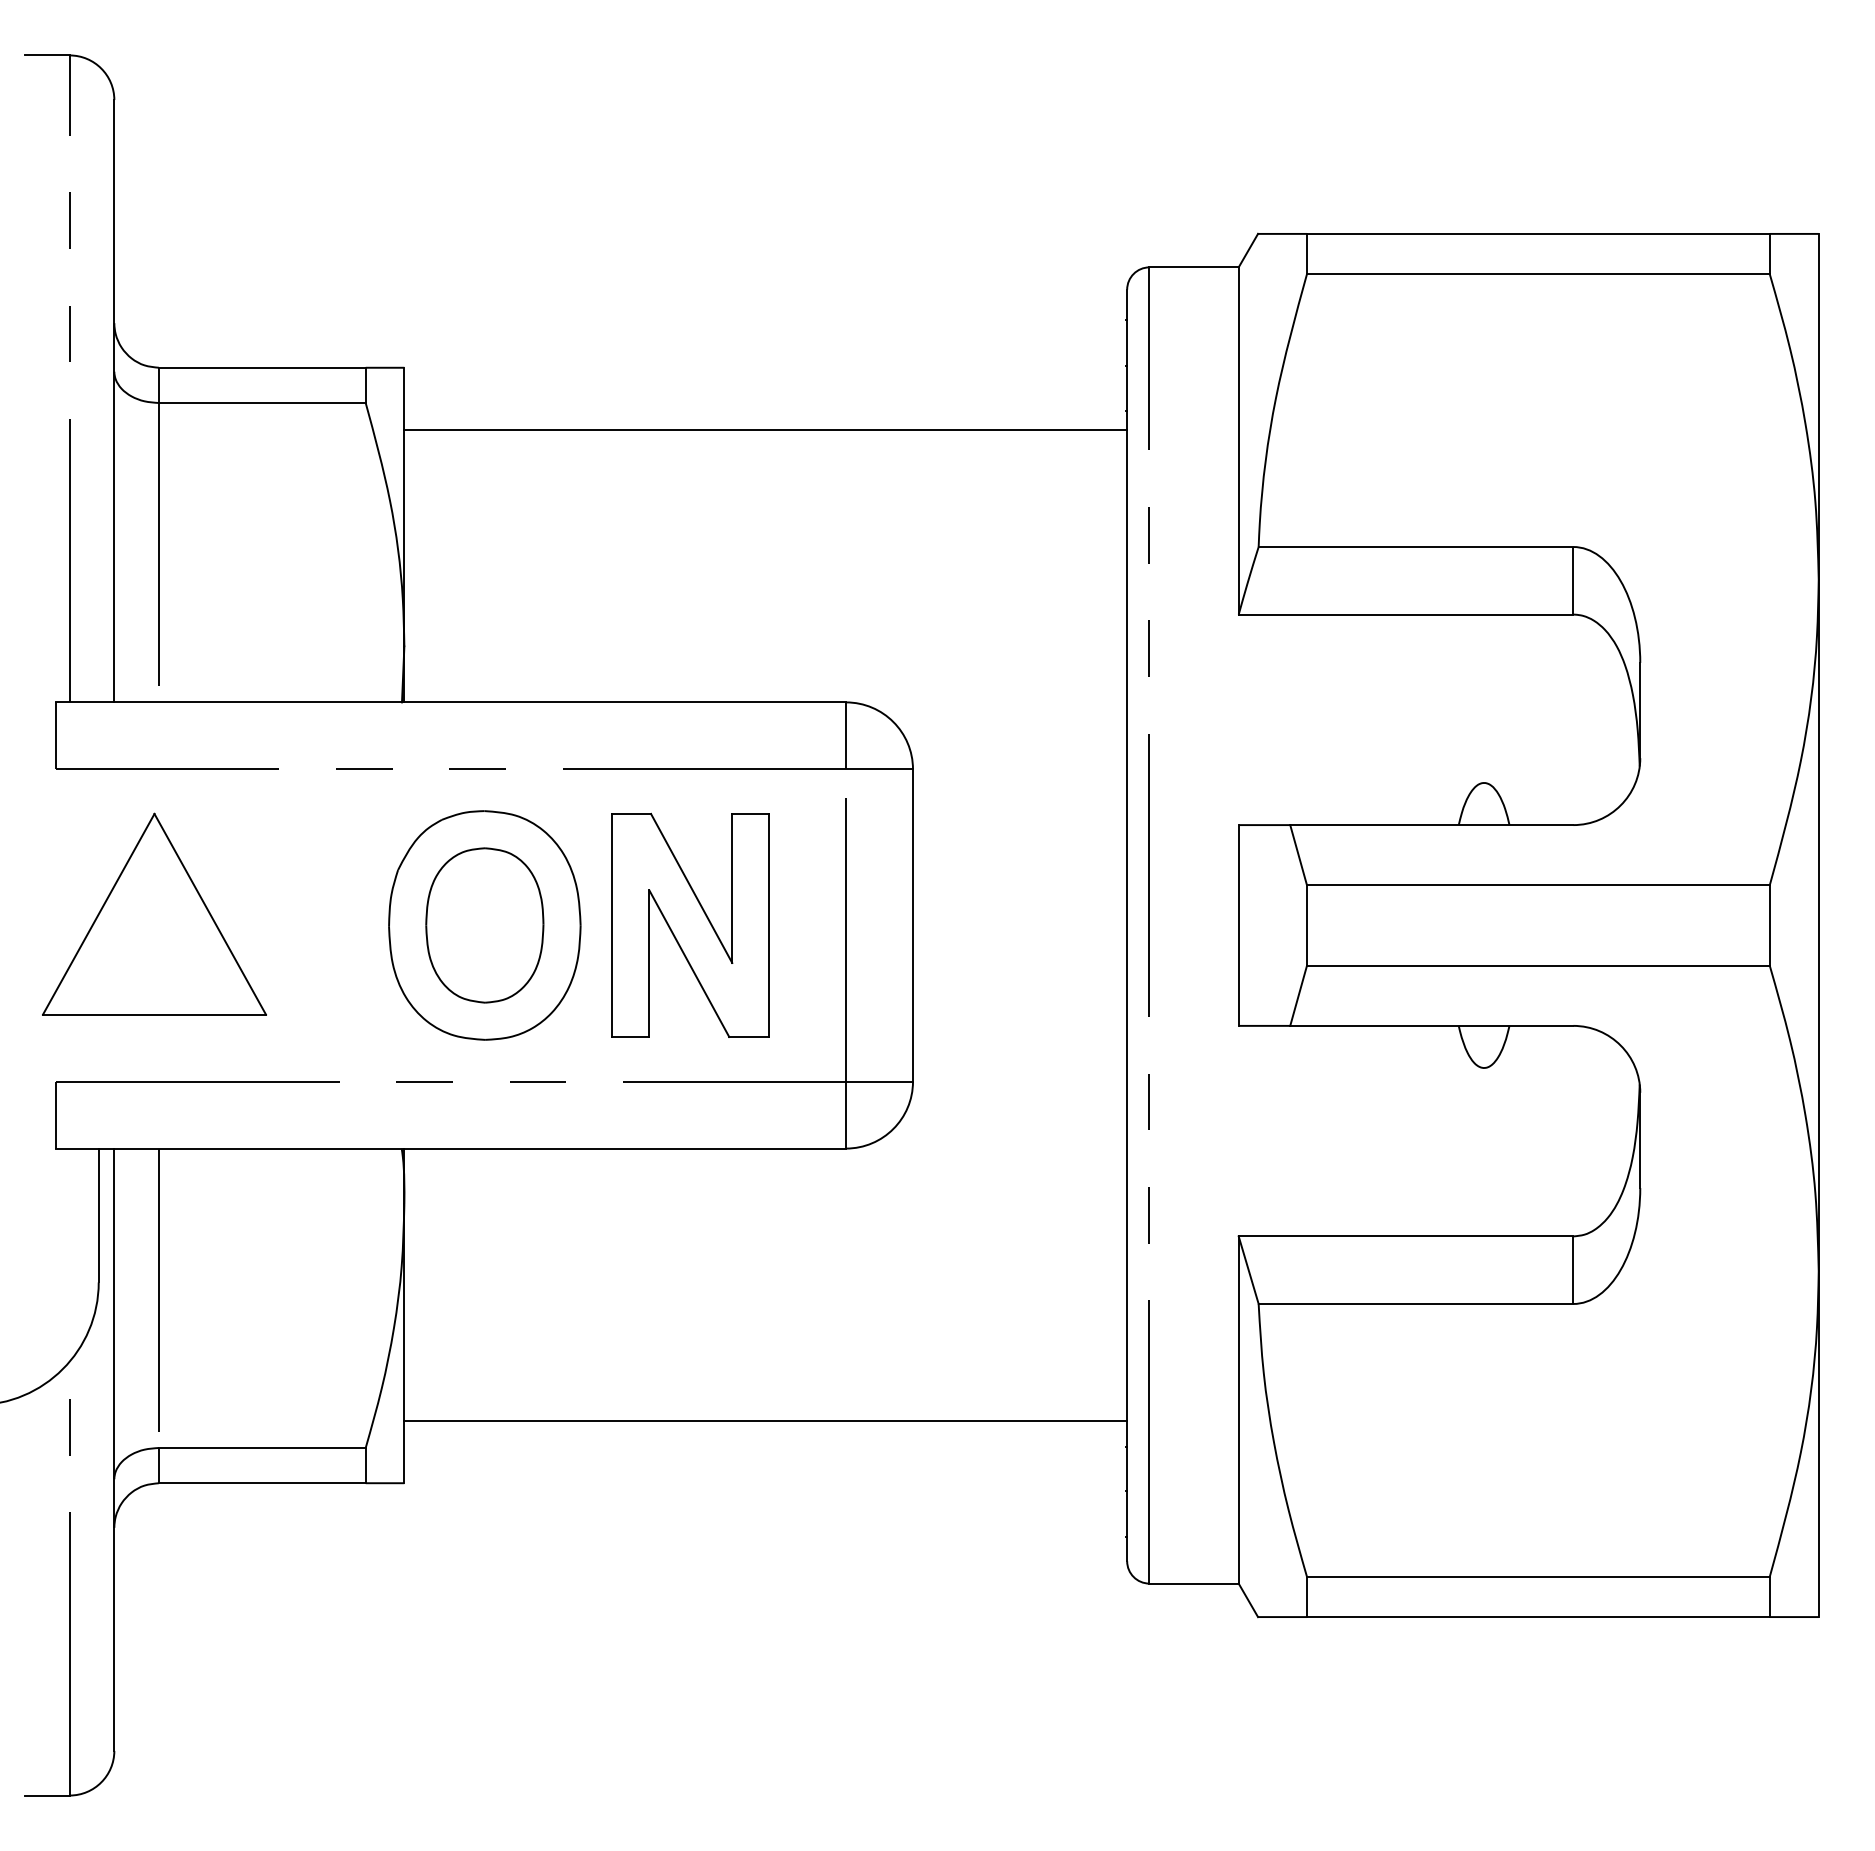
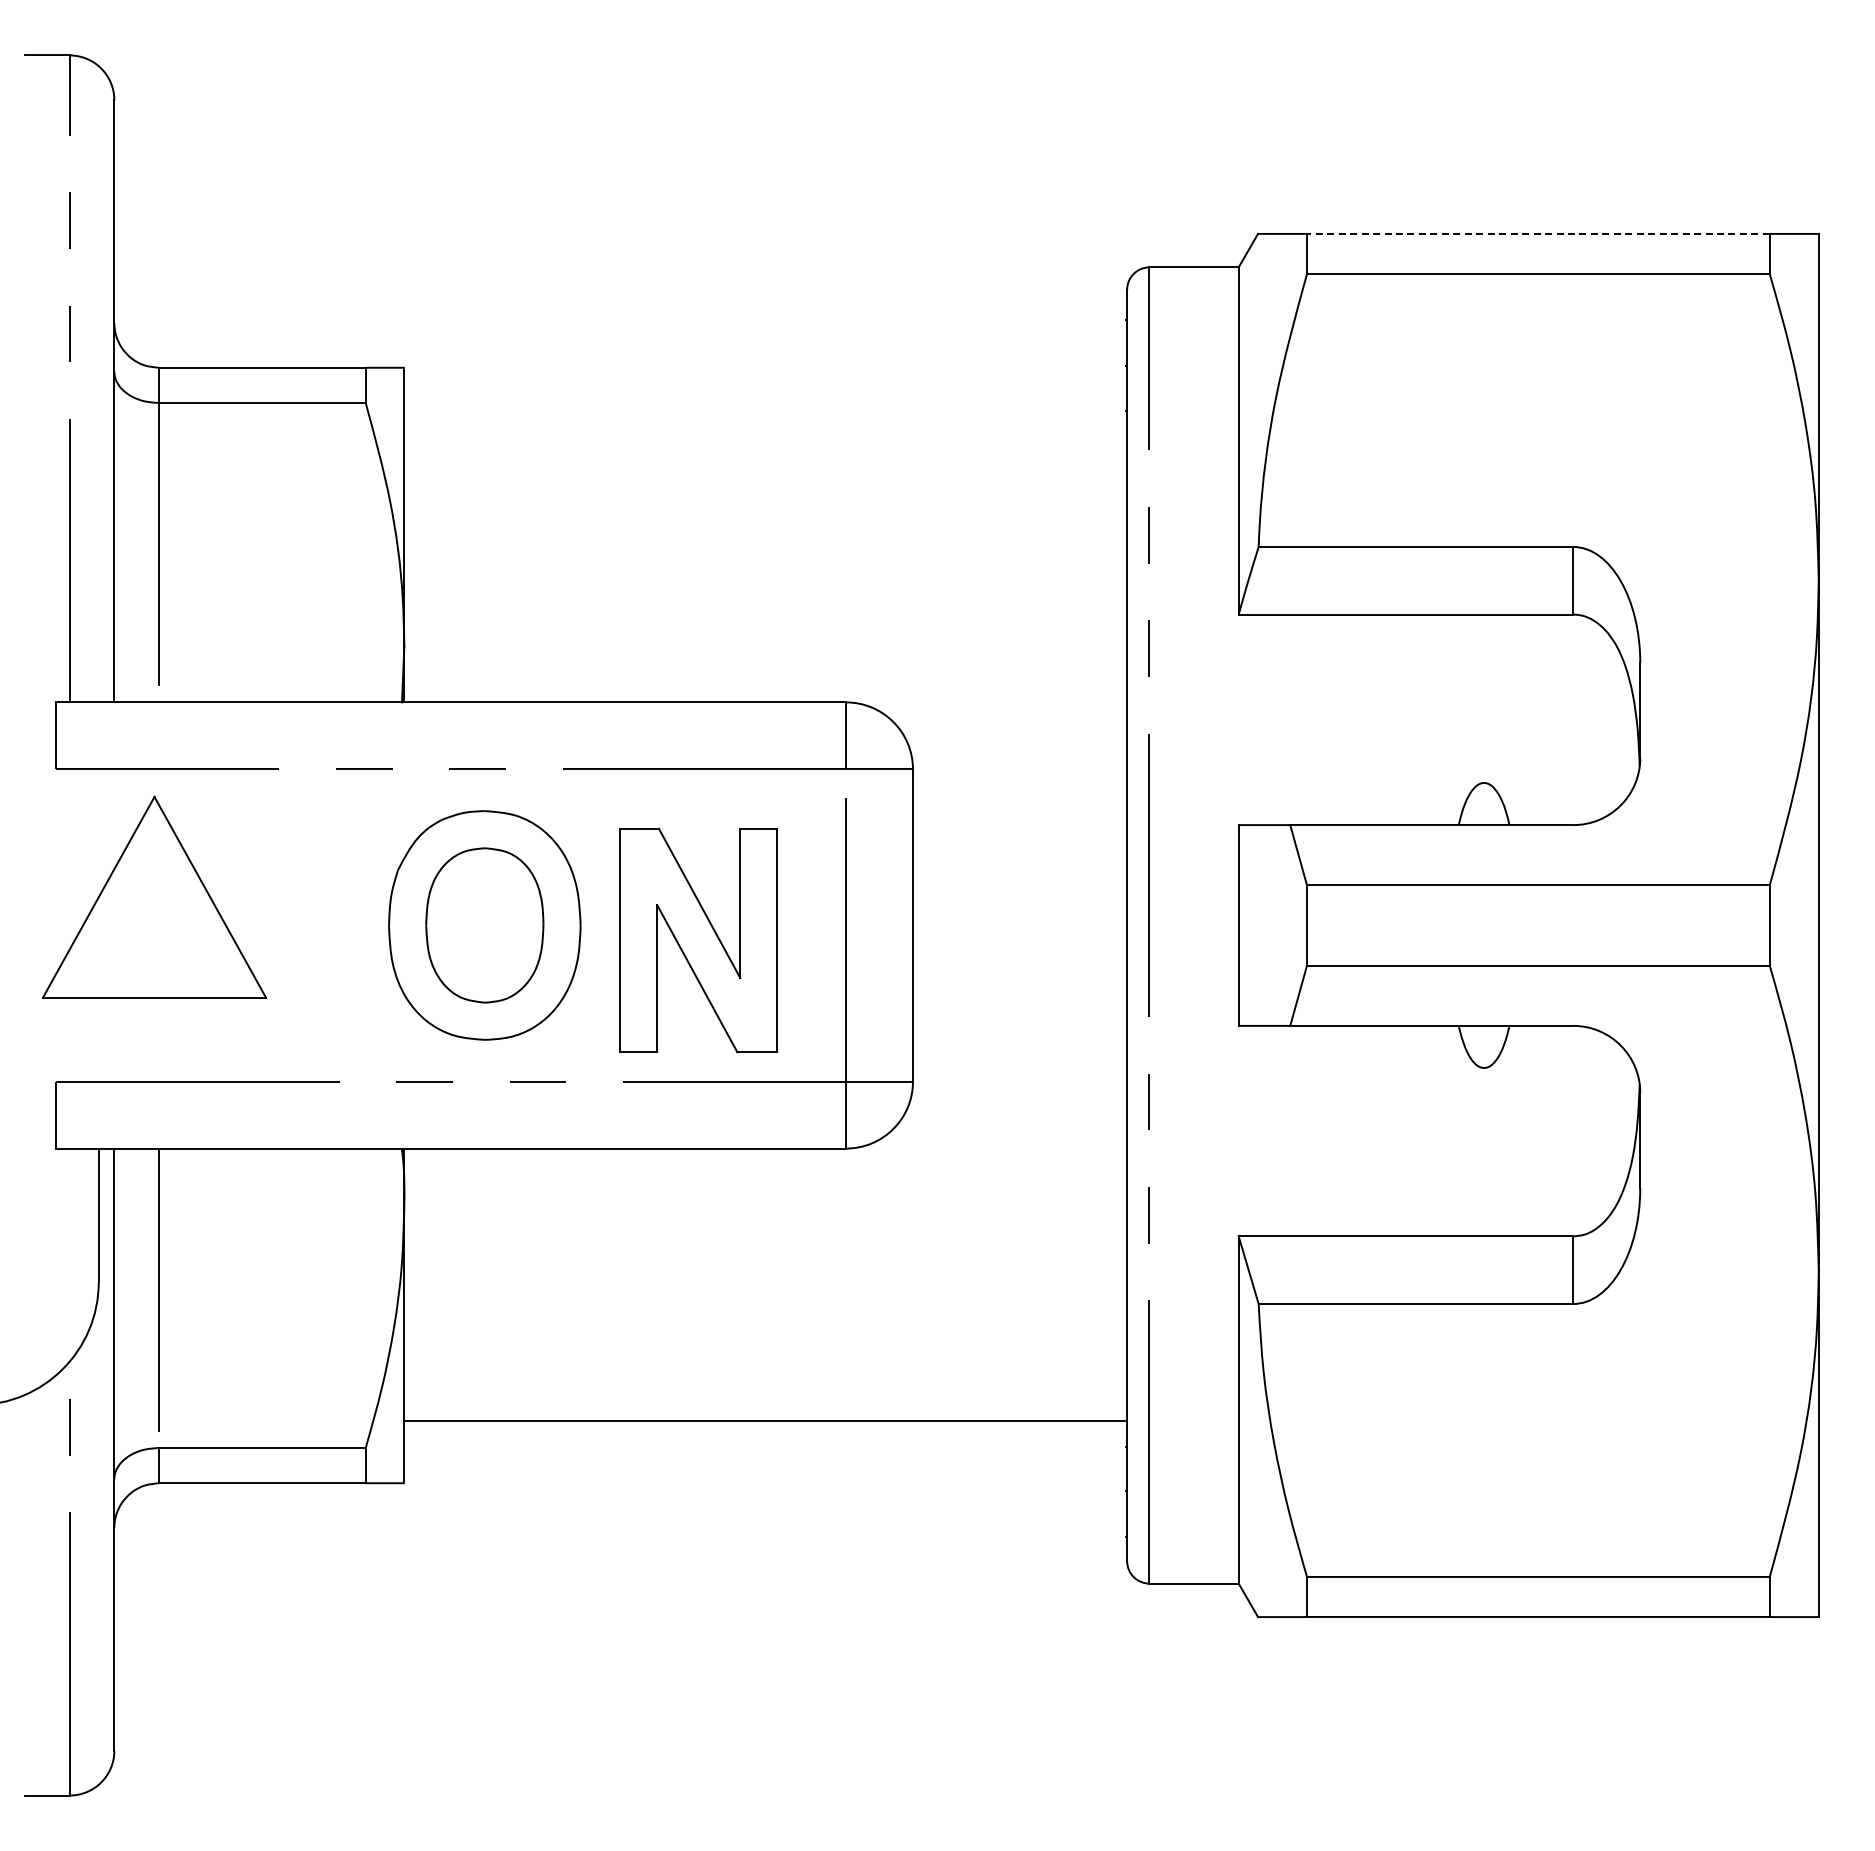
line: solid -> dashed (1537, 233)
line: present -> none (765, 430)
part position: (154, 913) -> (154, 896) (154, 896)
part position: (690, 924) -> (698, 939) (698, 939)
